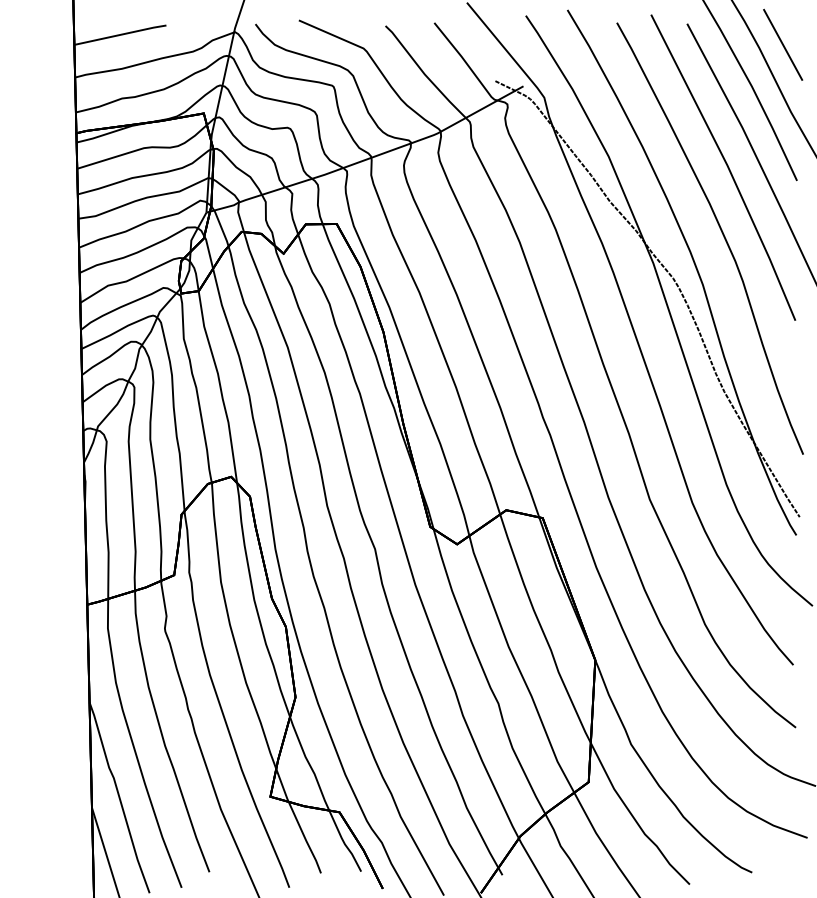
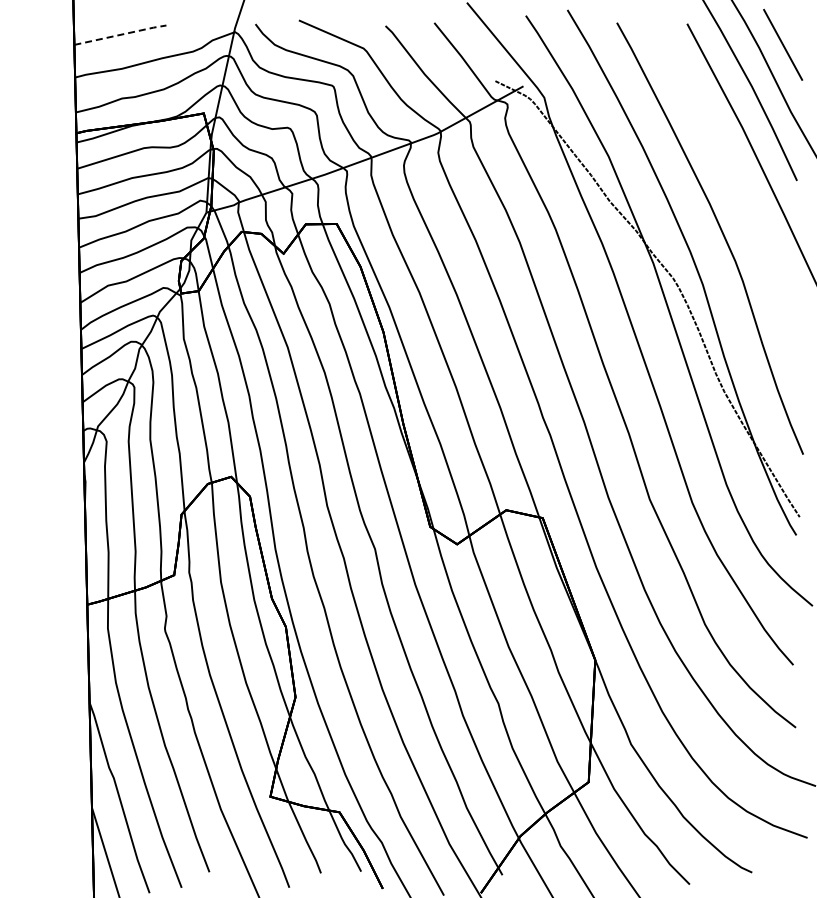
line: solid -> dashed (120, 34)
line: present -> none (726, 166)
